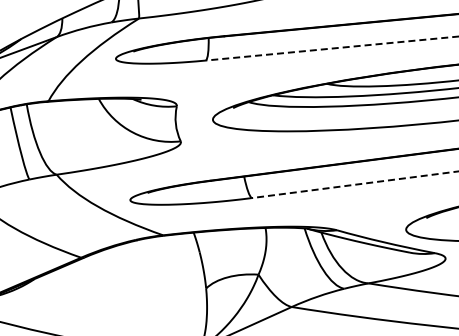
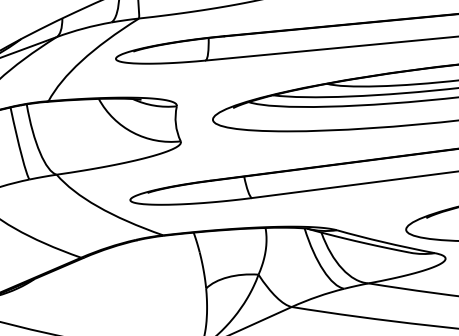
line: dashed -> solid (332, 48)
line: dashed -> solid (354, 184)
